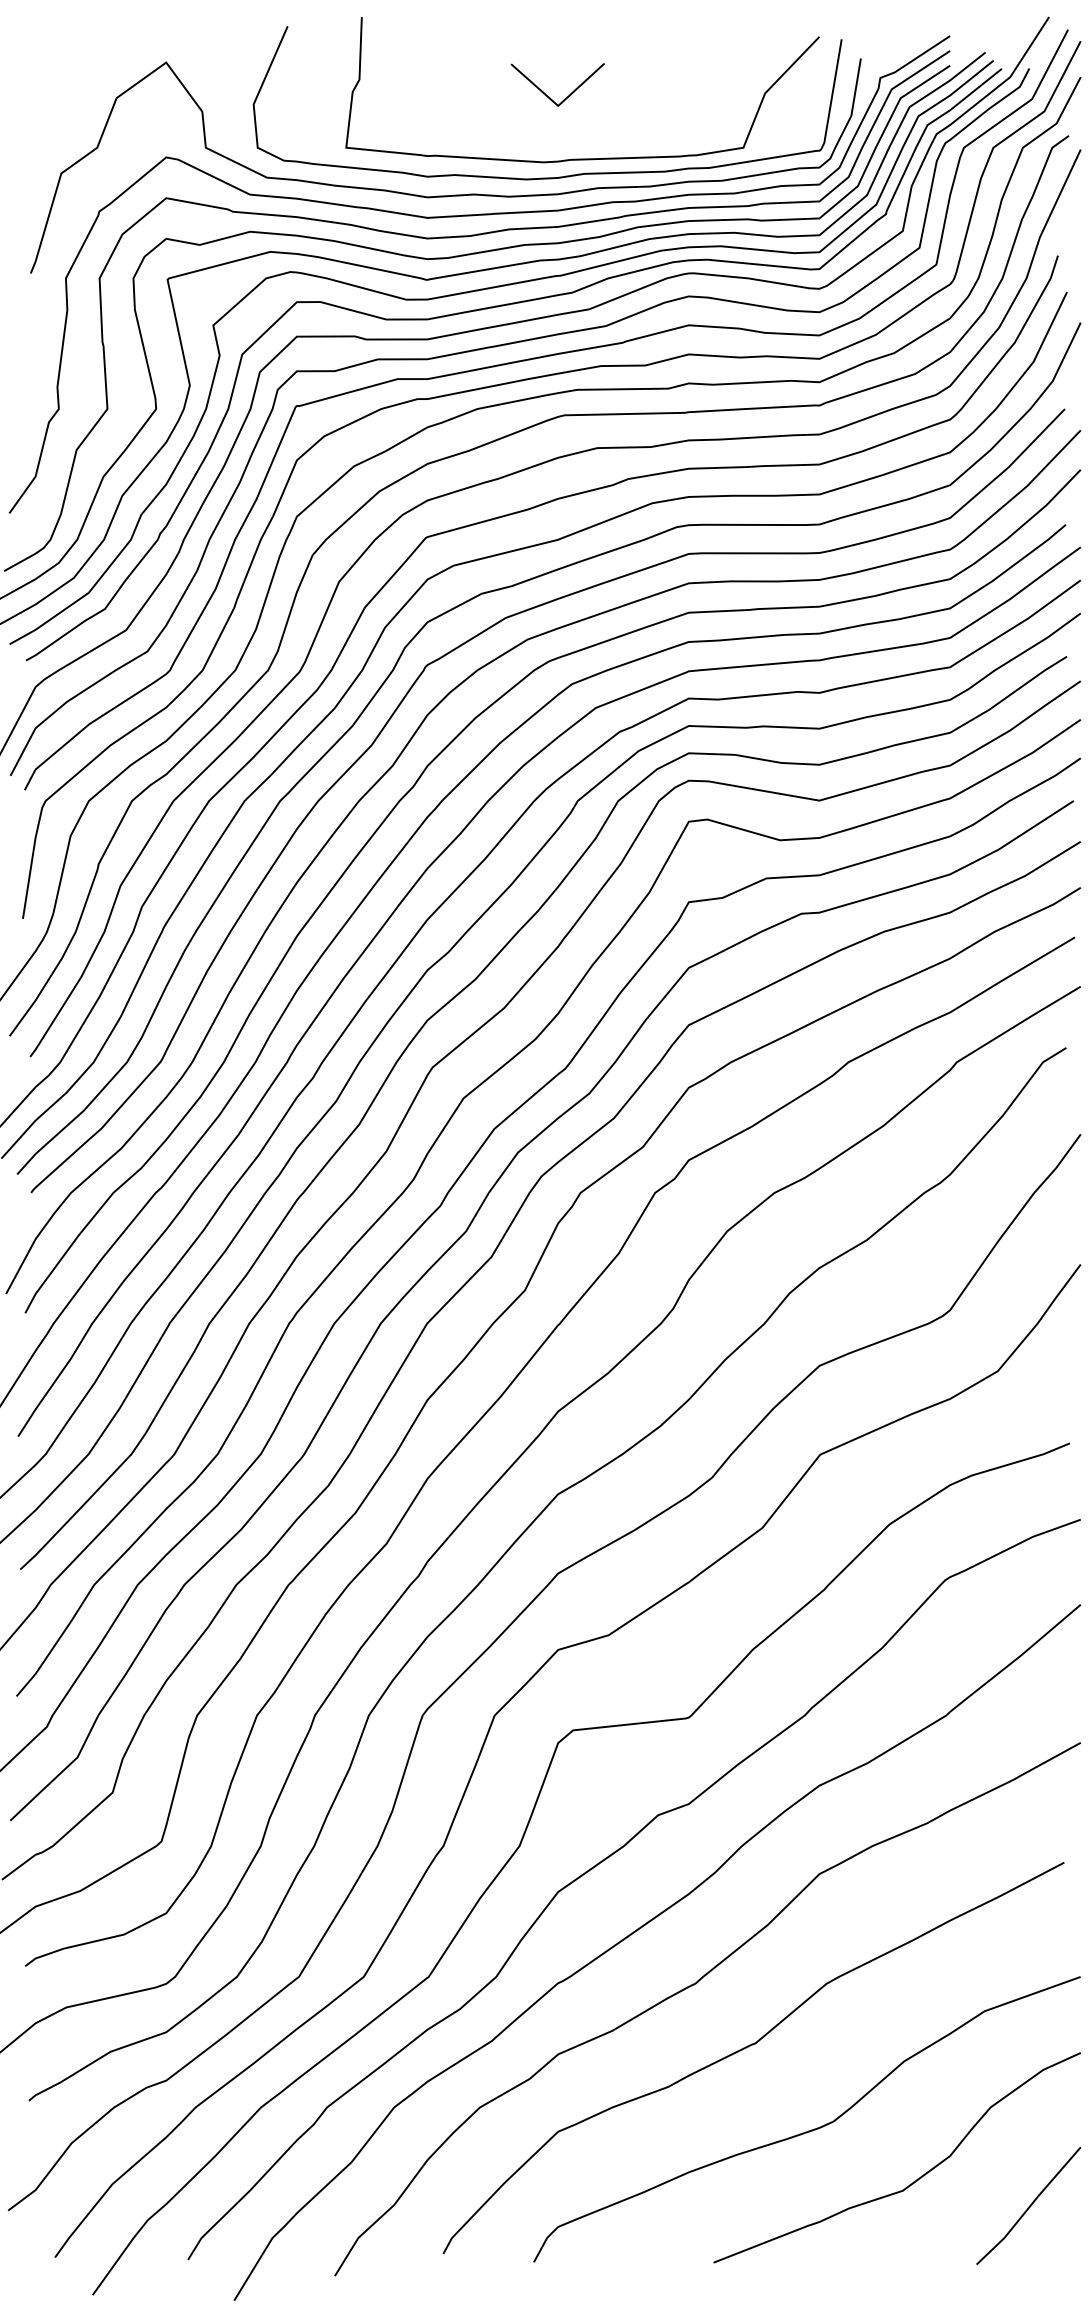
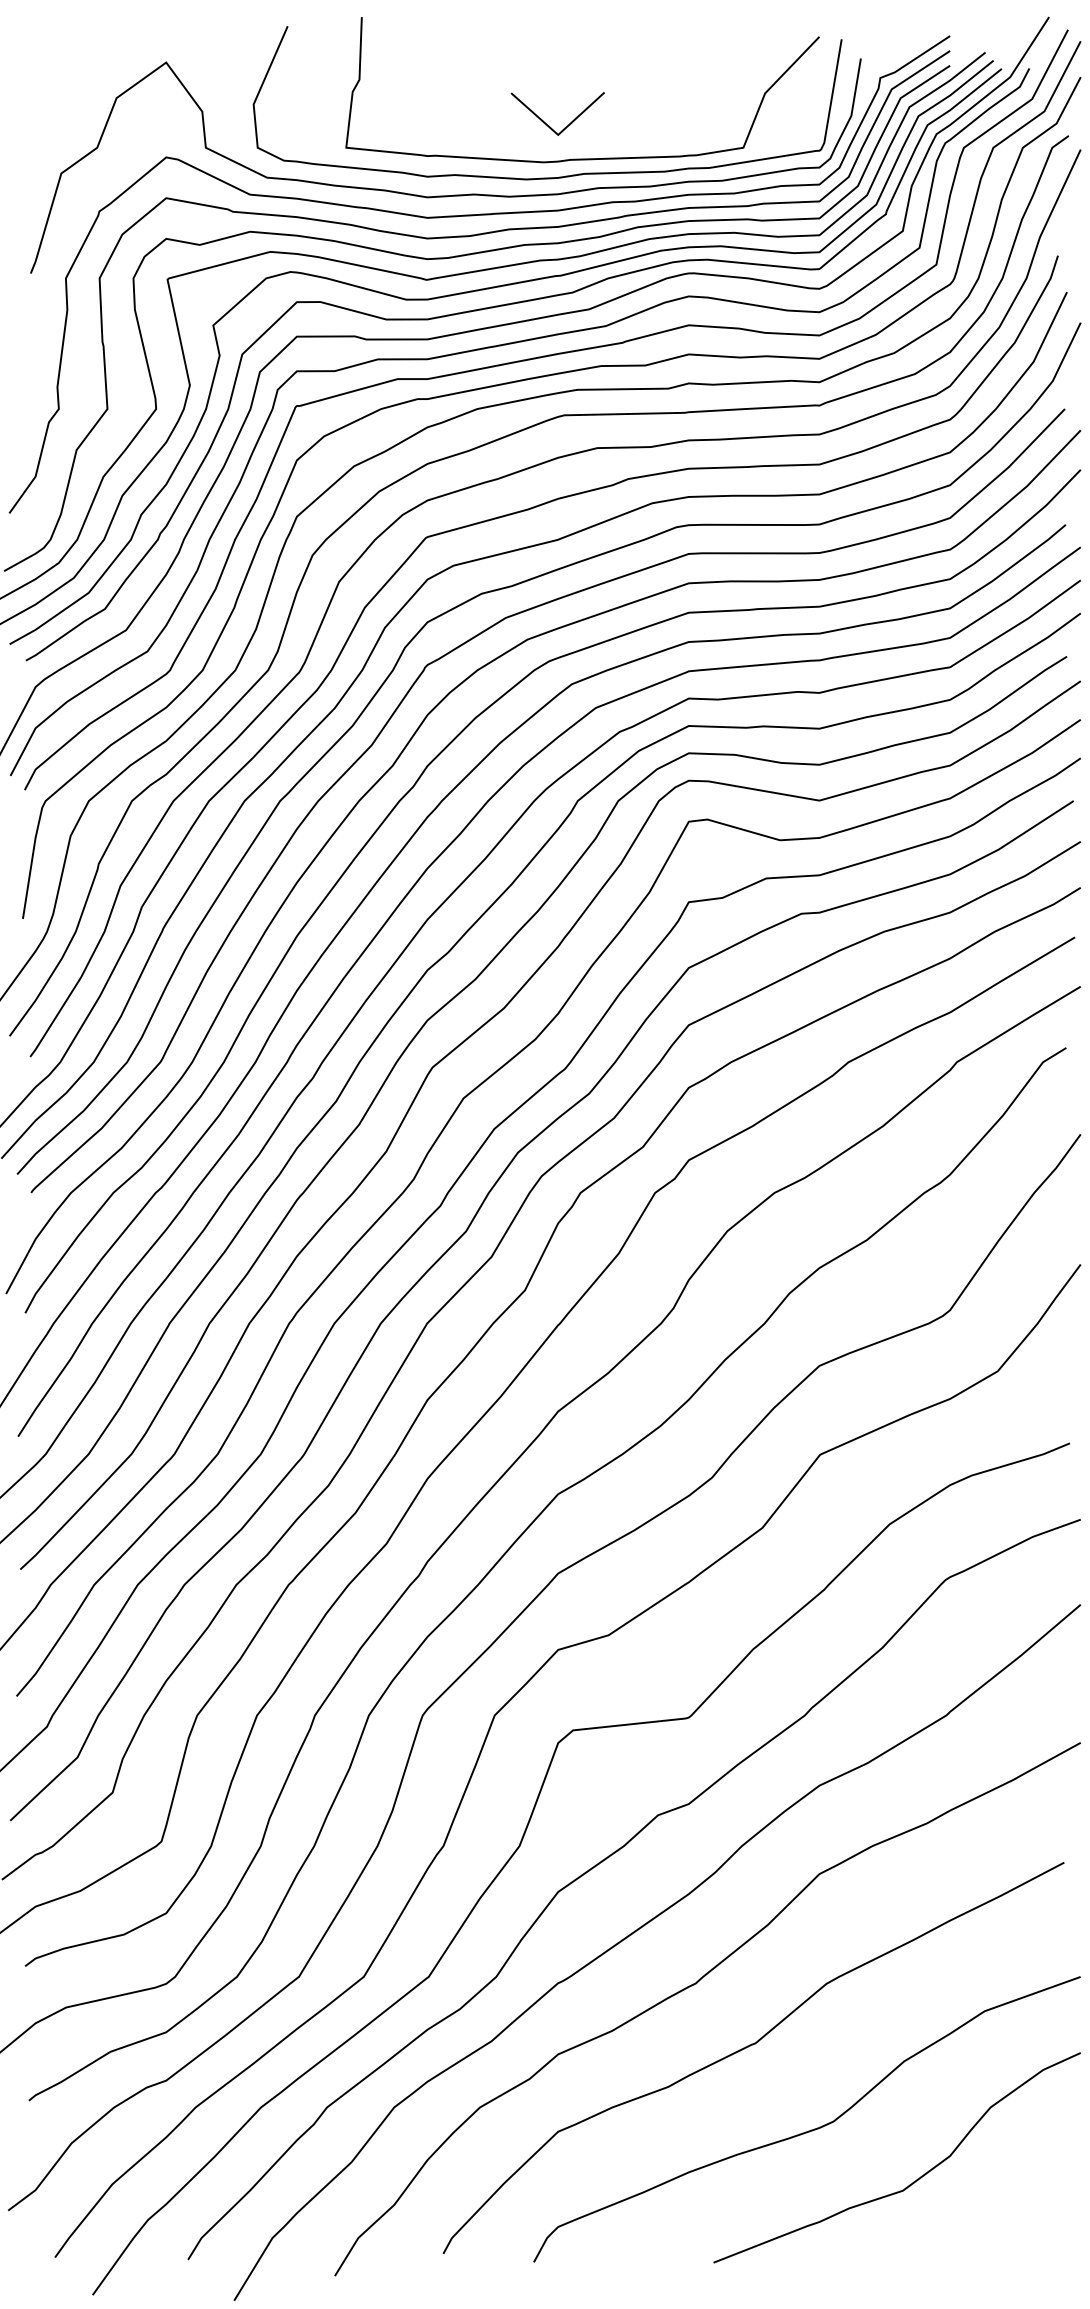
line position: (549, 96) -> (549, 125) (549, 125)
line: present -> none (1029, 2205)
